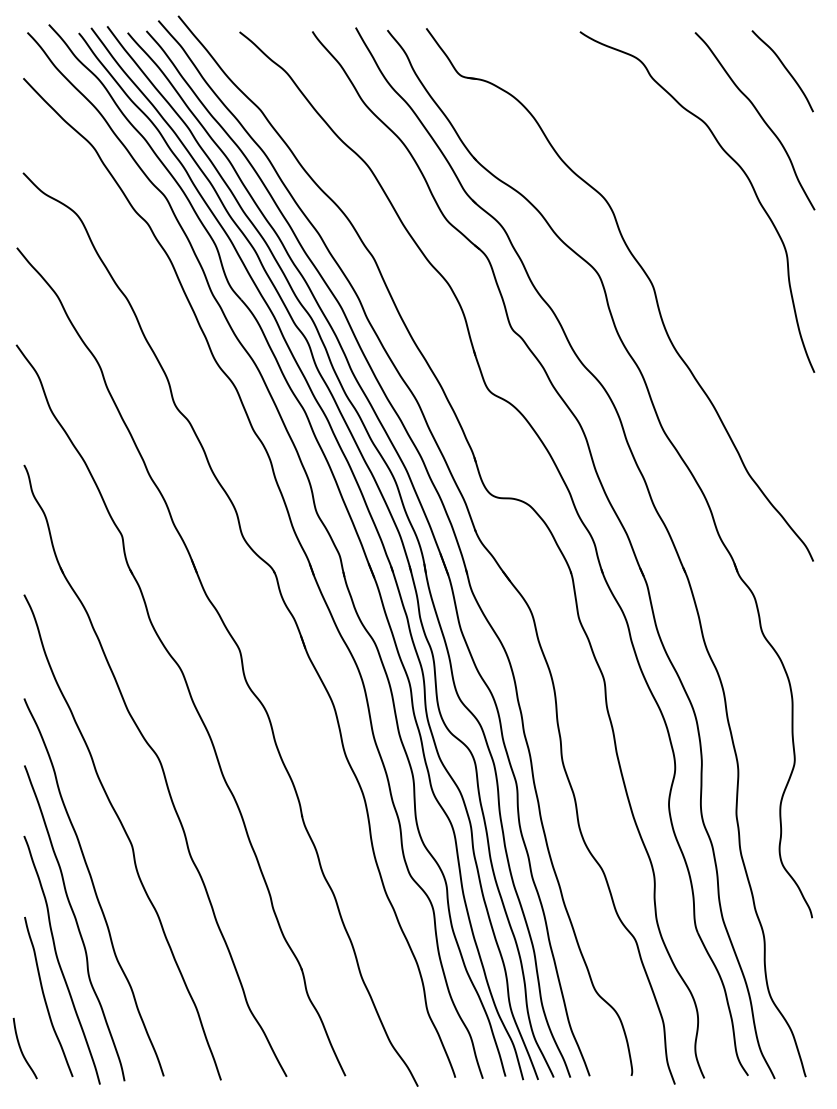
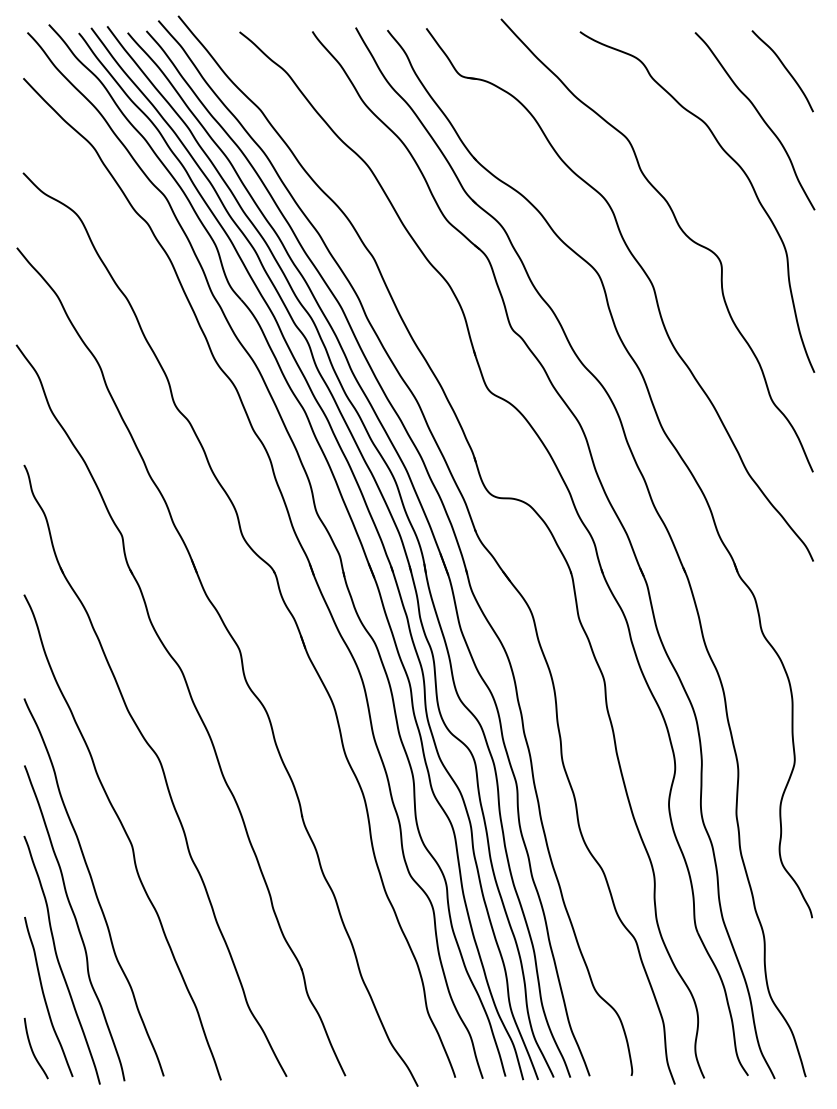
curve: none -> present (679, 228)
curve position: (22, 1050) -> (33, 1050) (33, 1050)
